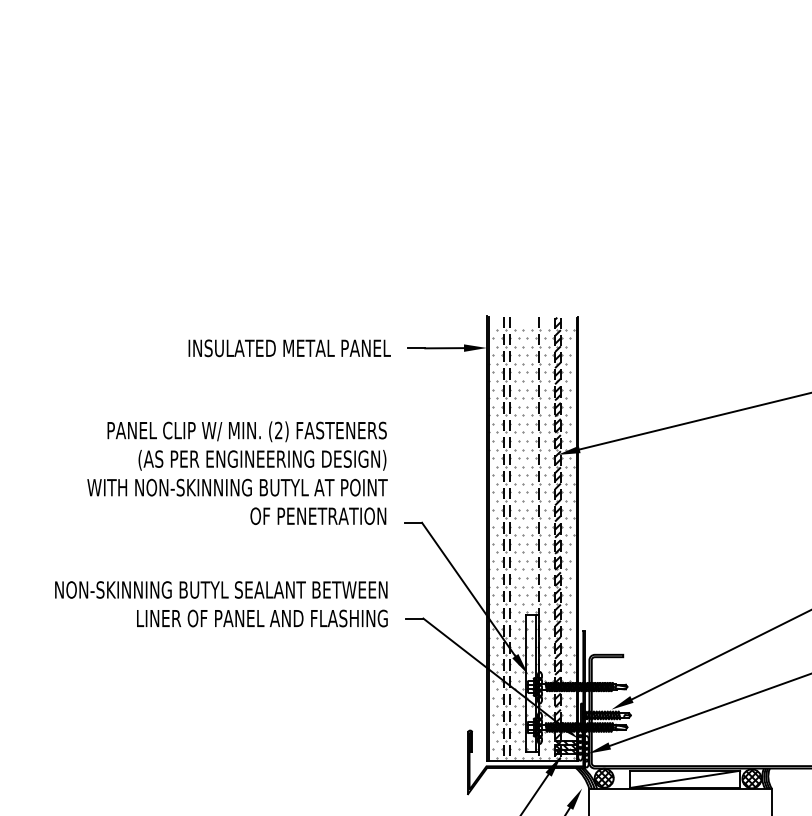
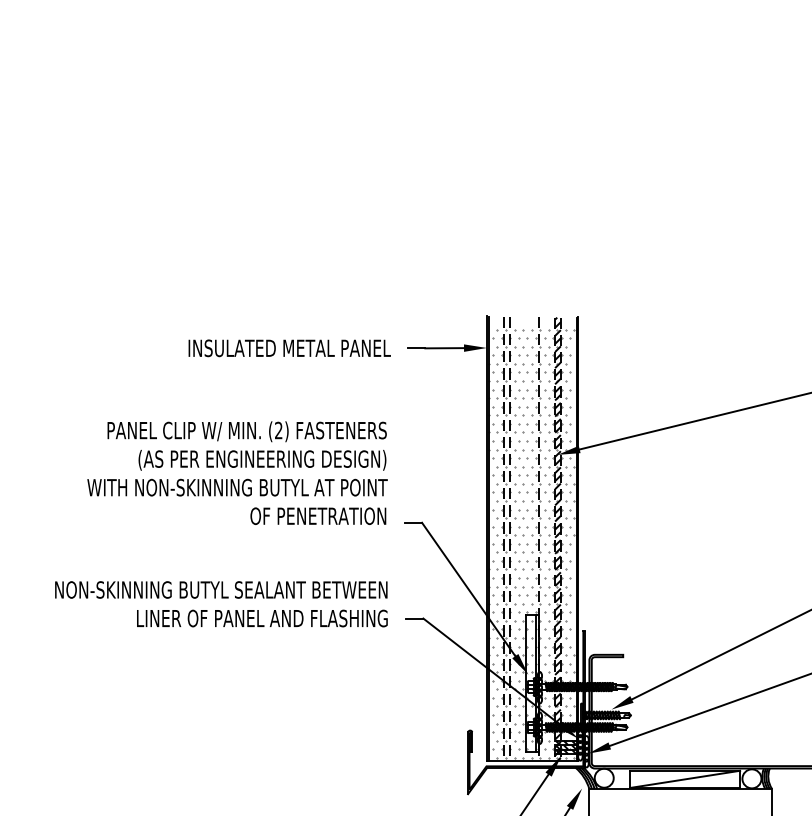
hatch: present -> none (603, 777)
hatch: present -> none (751, 778)
